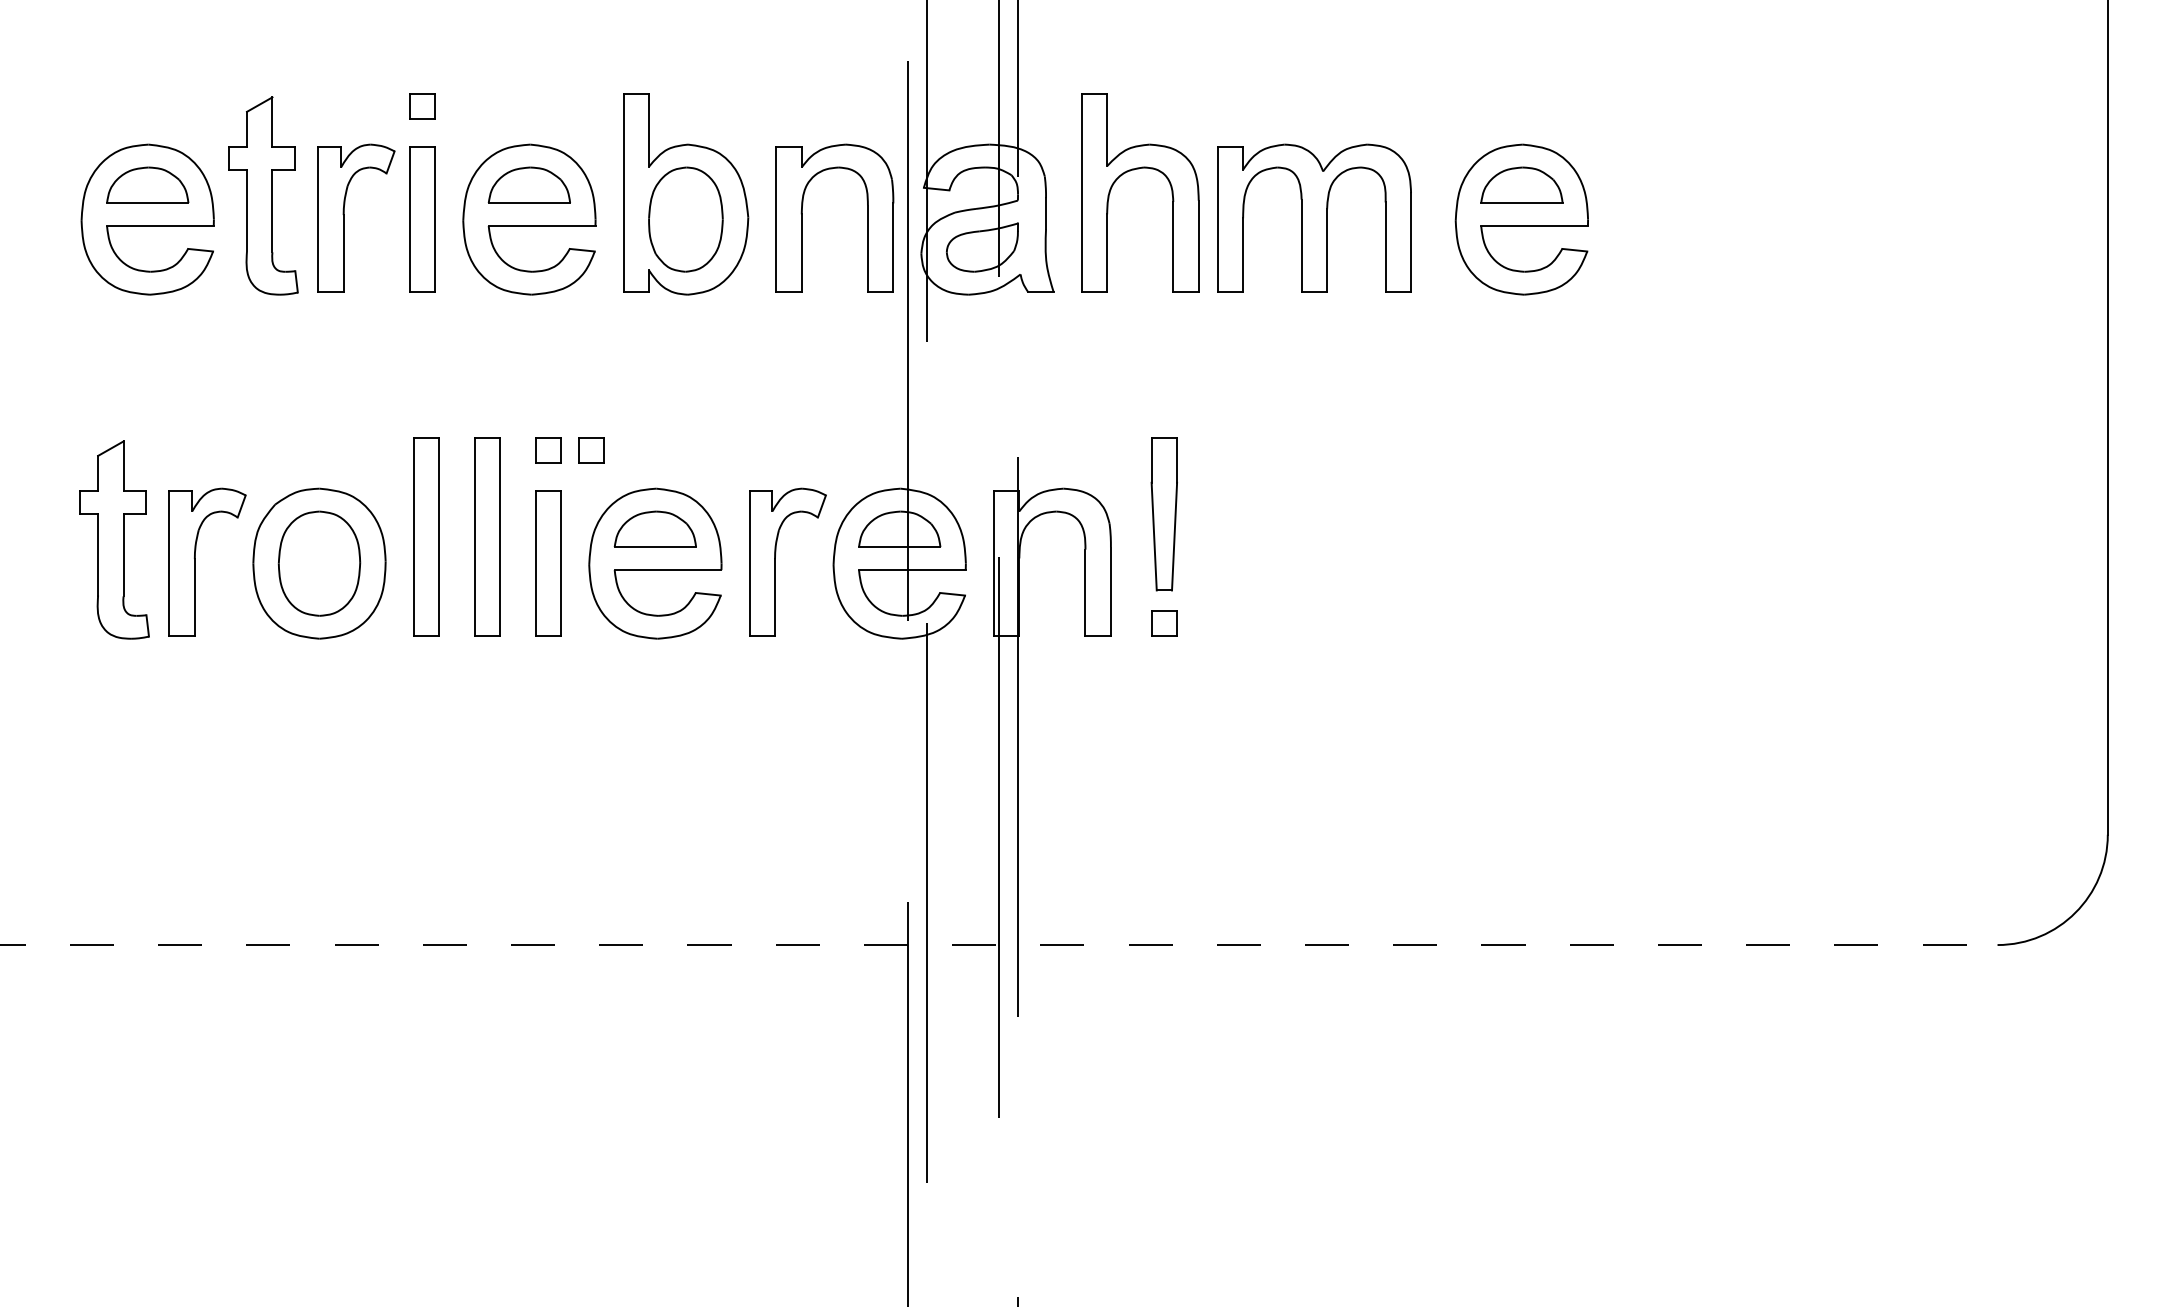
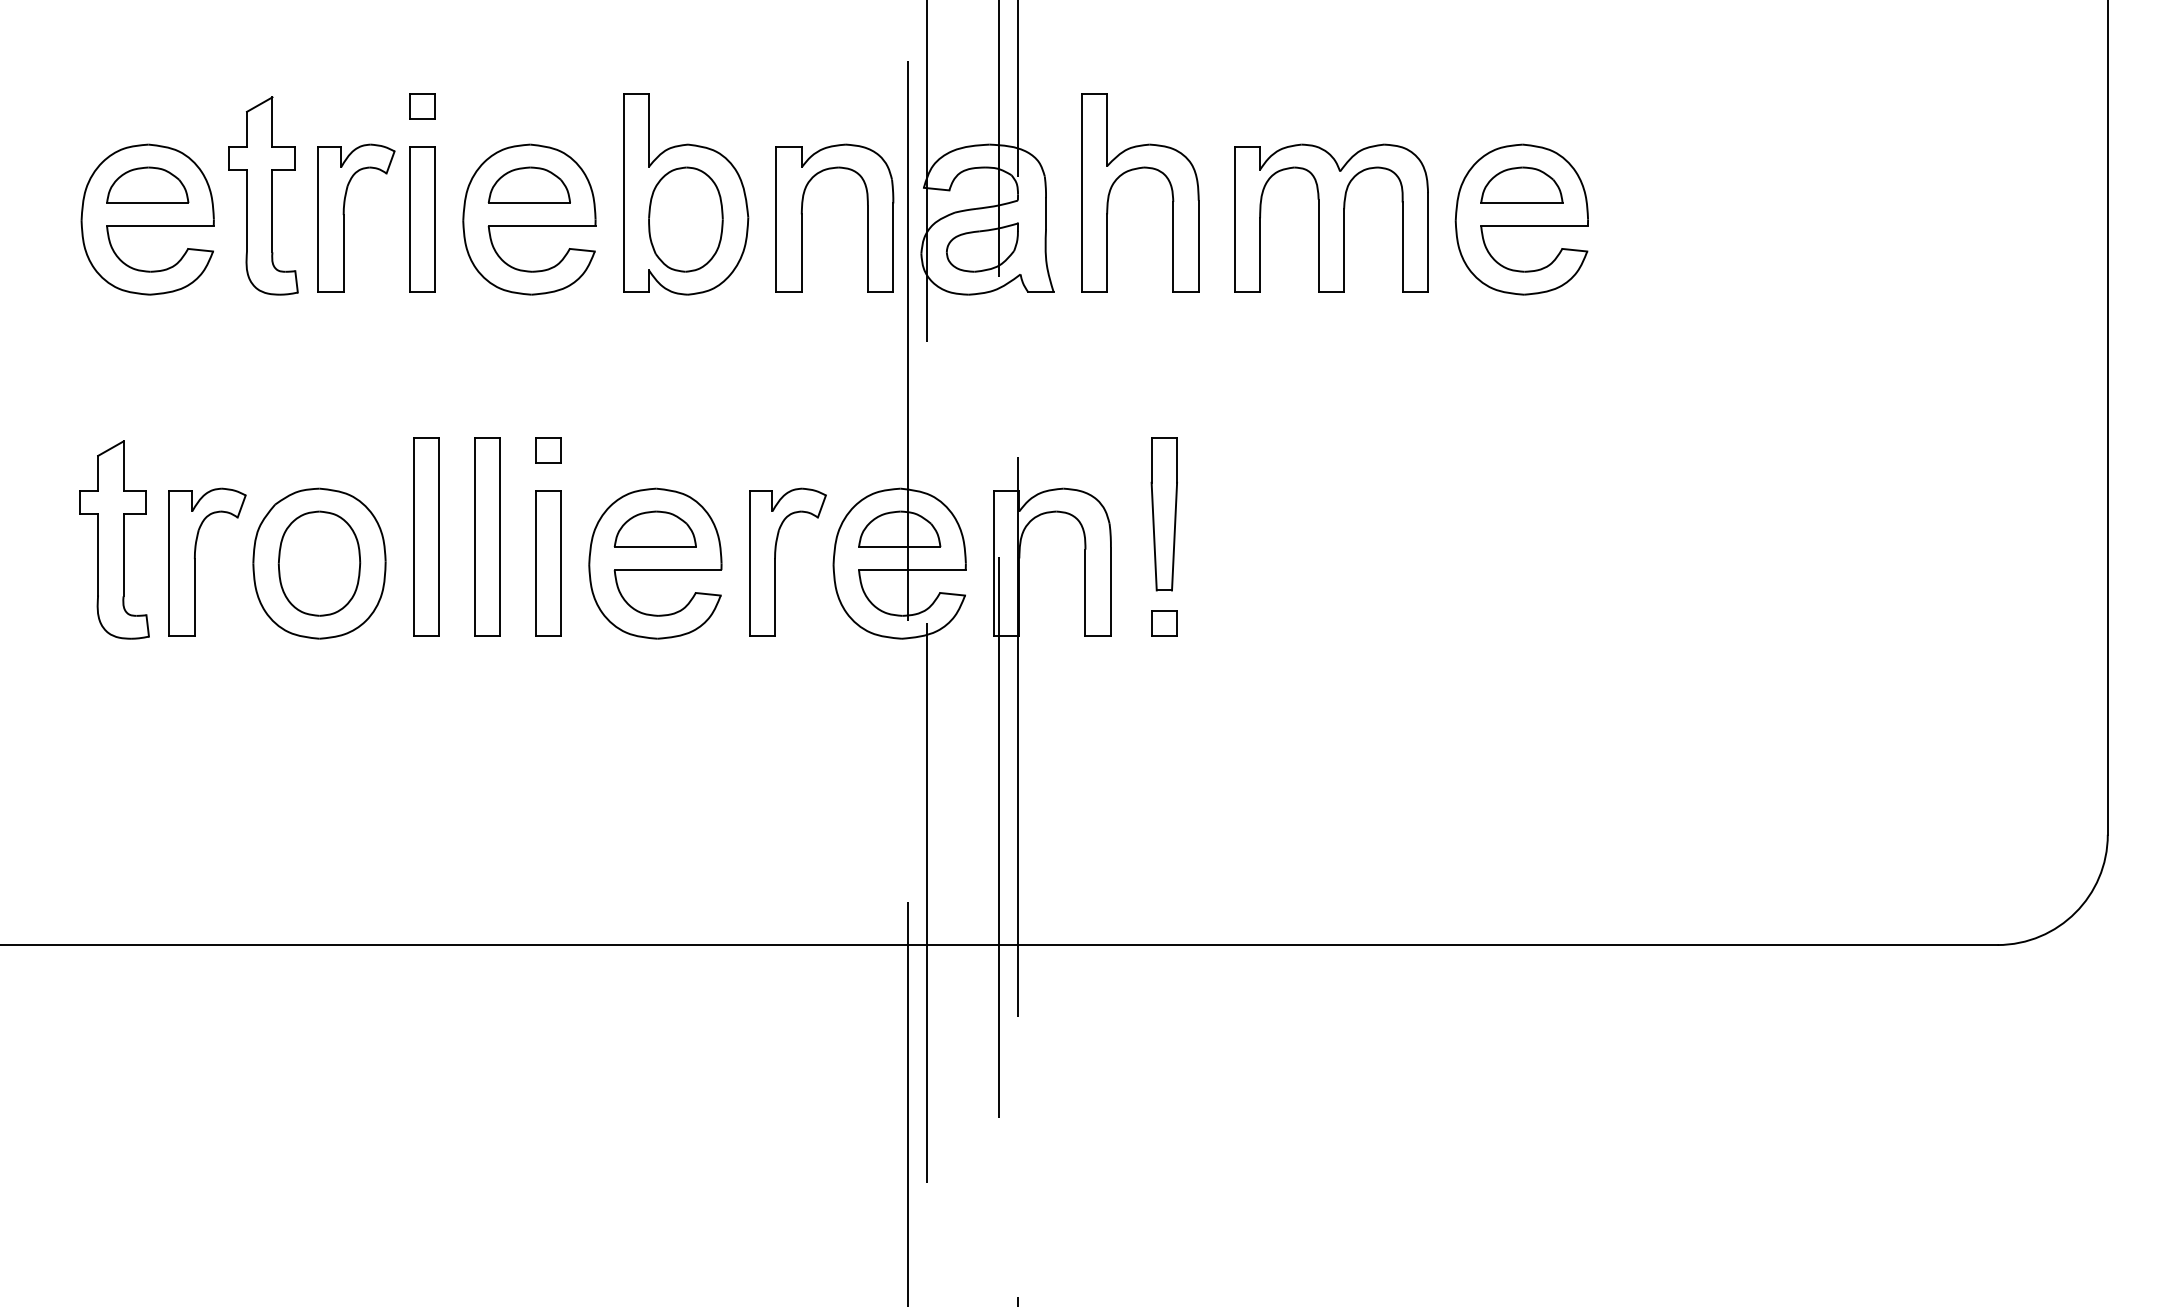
part position: (1314, 217) -> (1331, 217) (1331, 217)
part: present -> none (591, 450)
line: dashed -> solid (999, 945)
